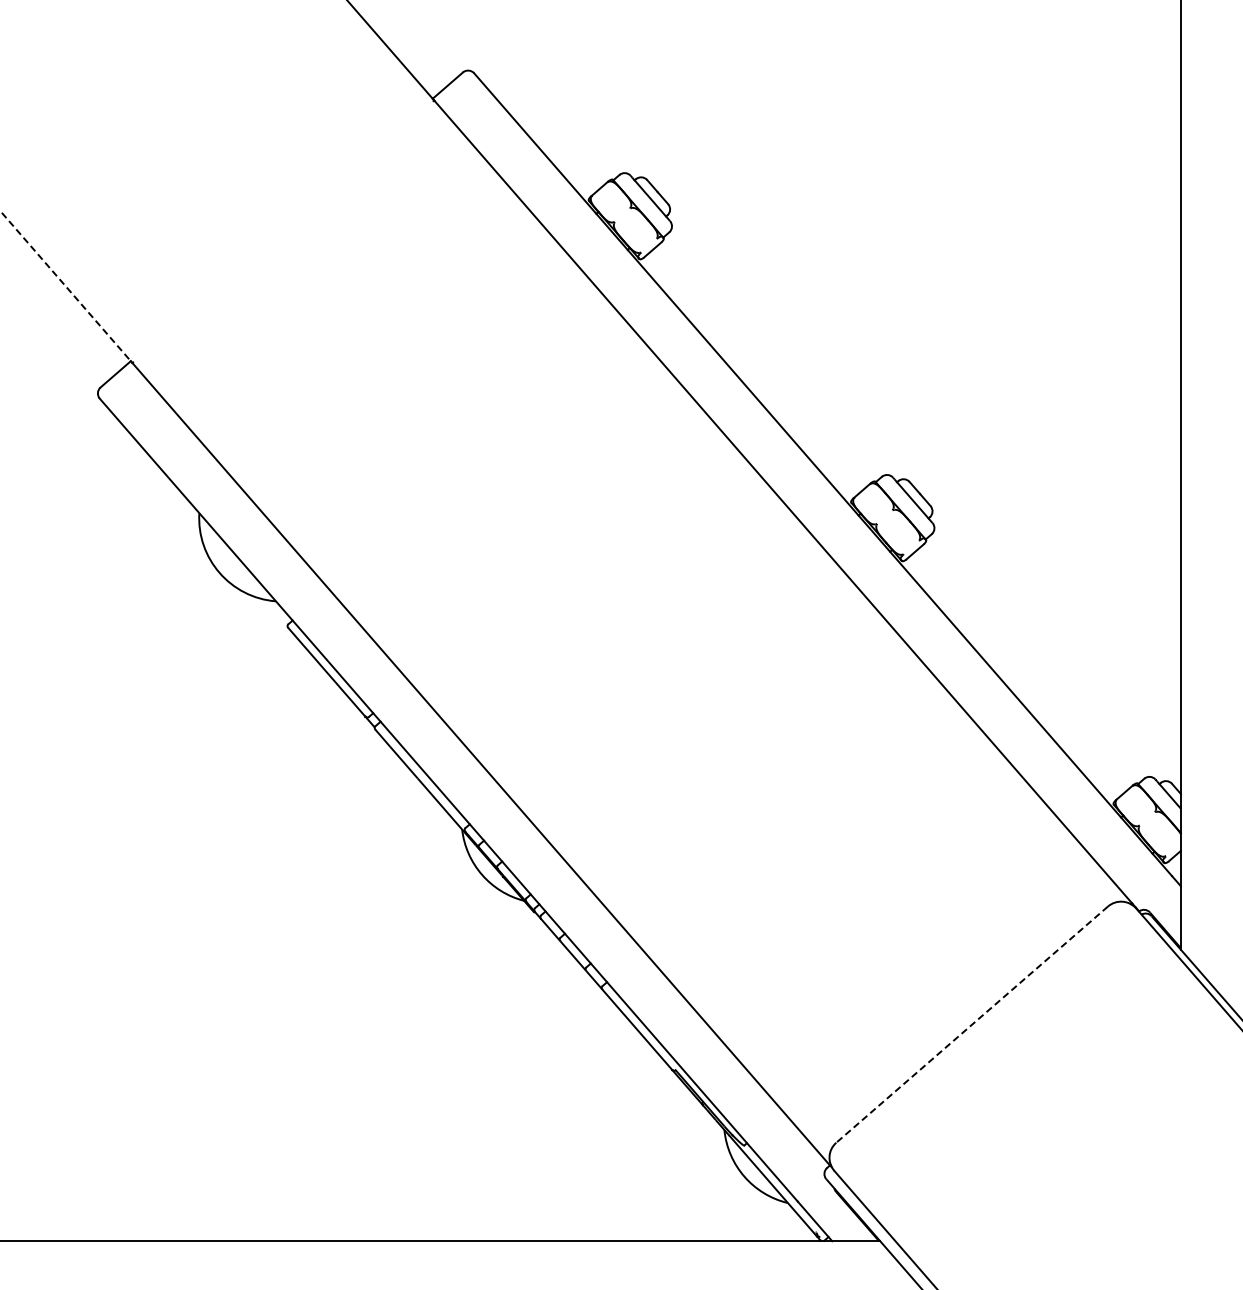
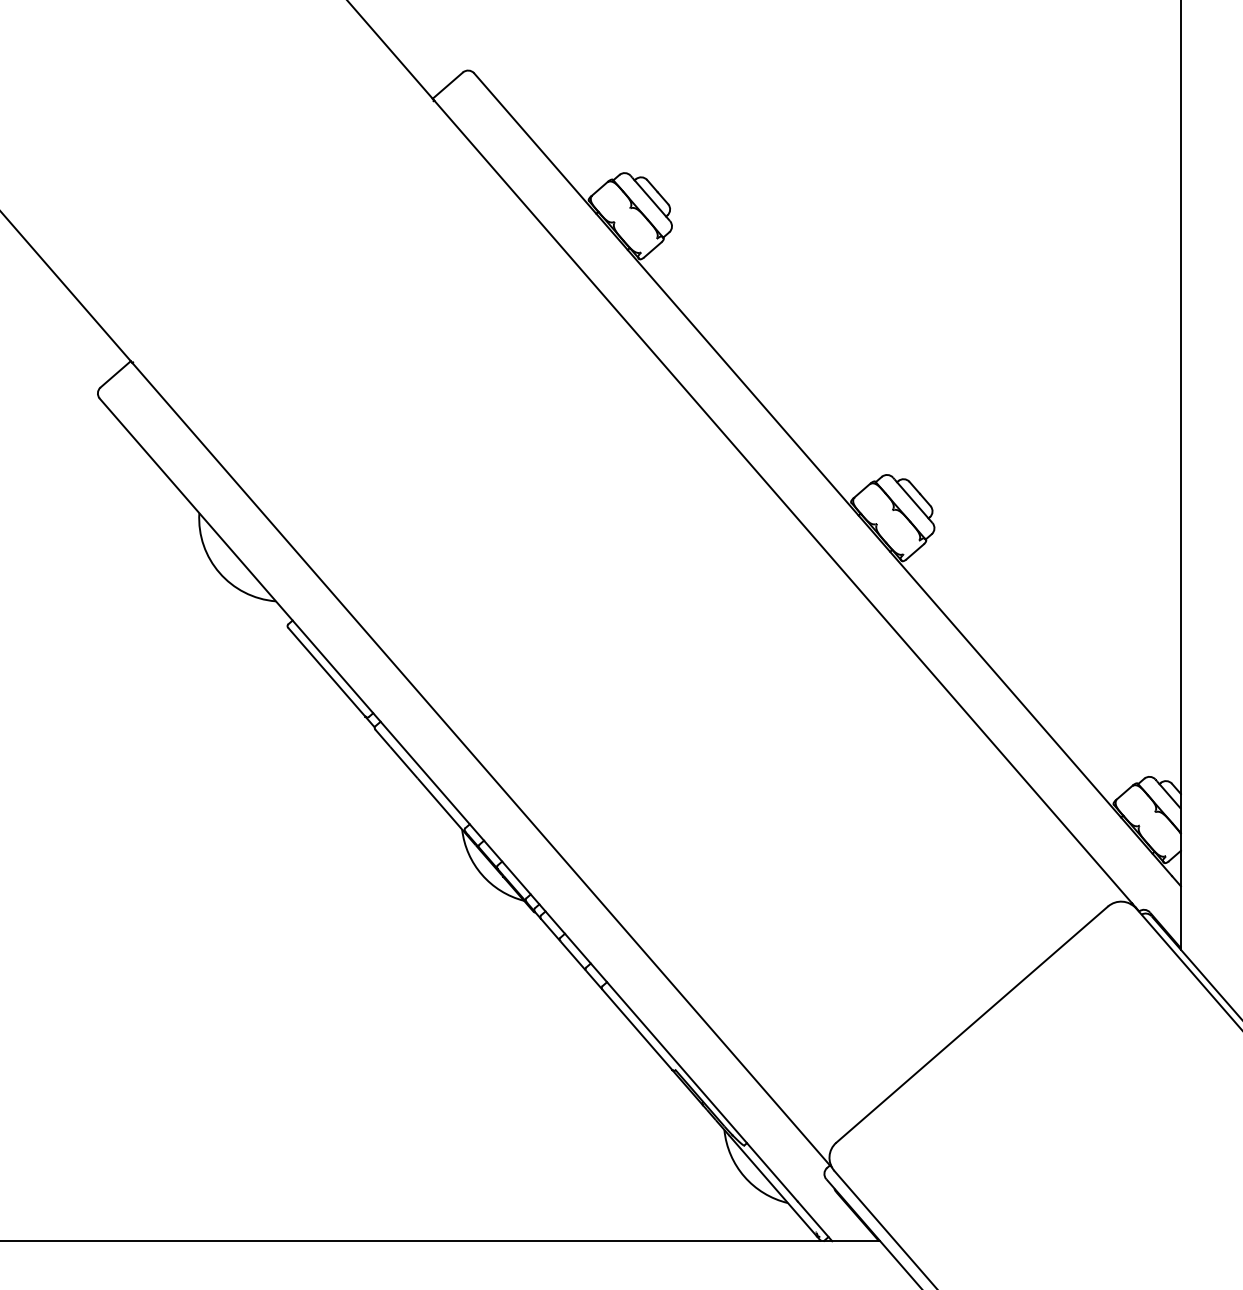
line: dashed -> solid (65, 286)
line: dashed -> solid (972, 1024)
